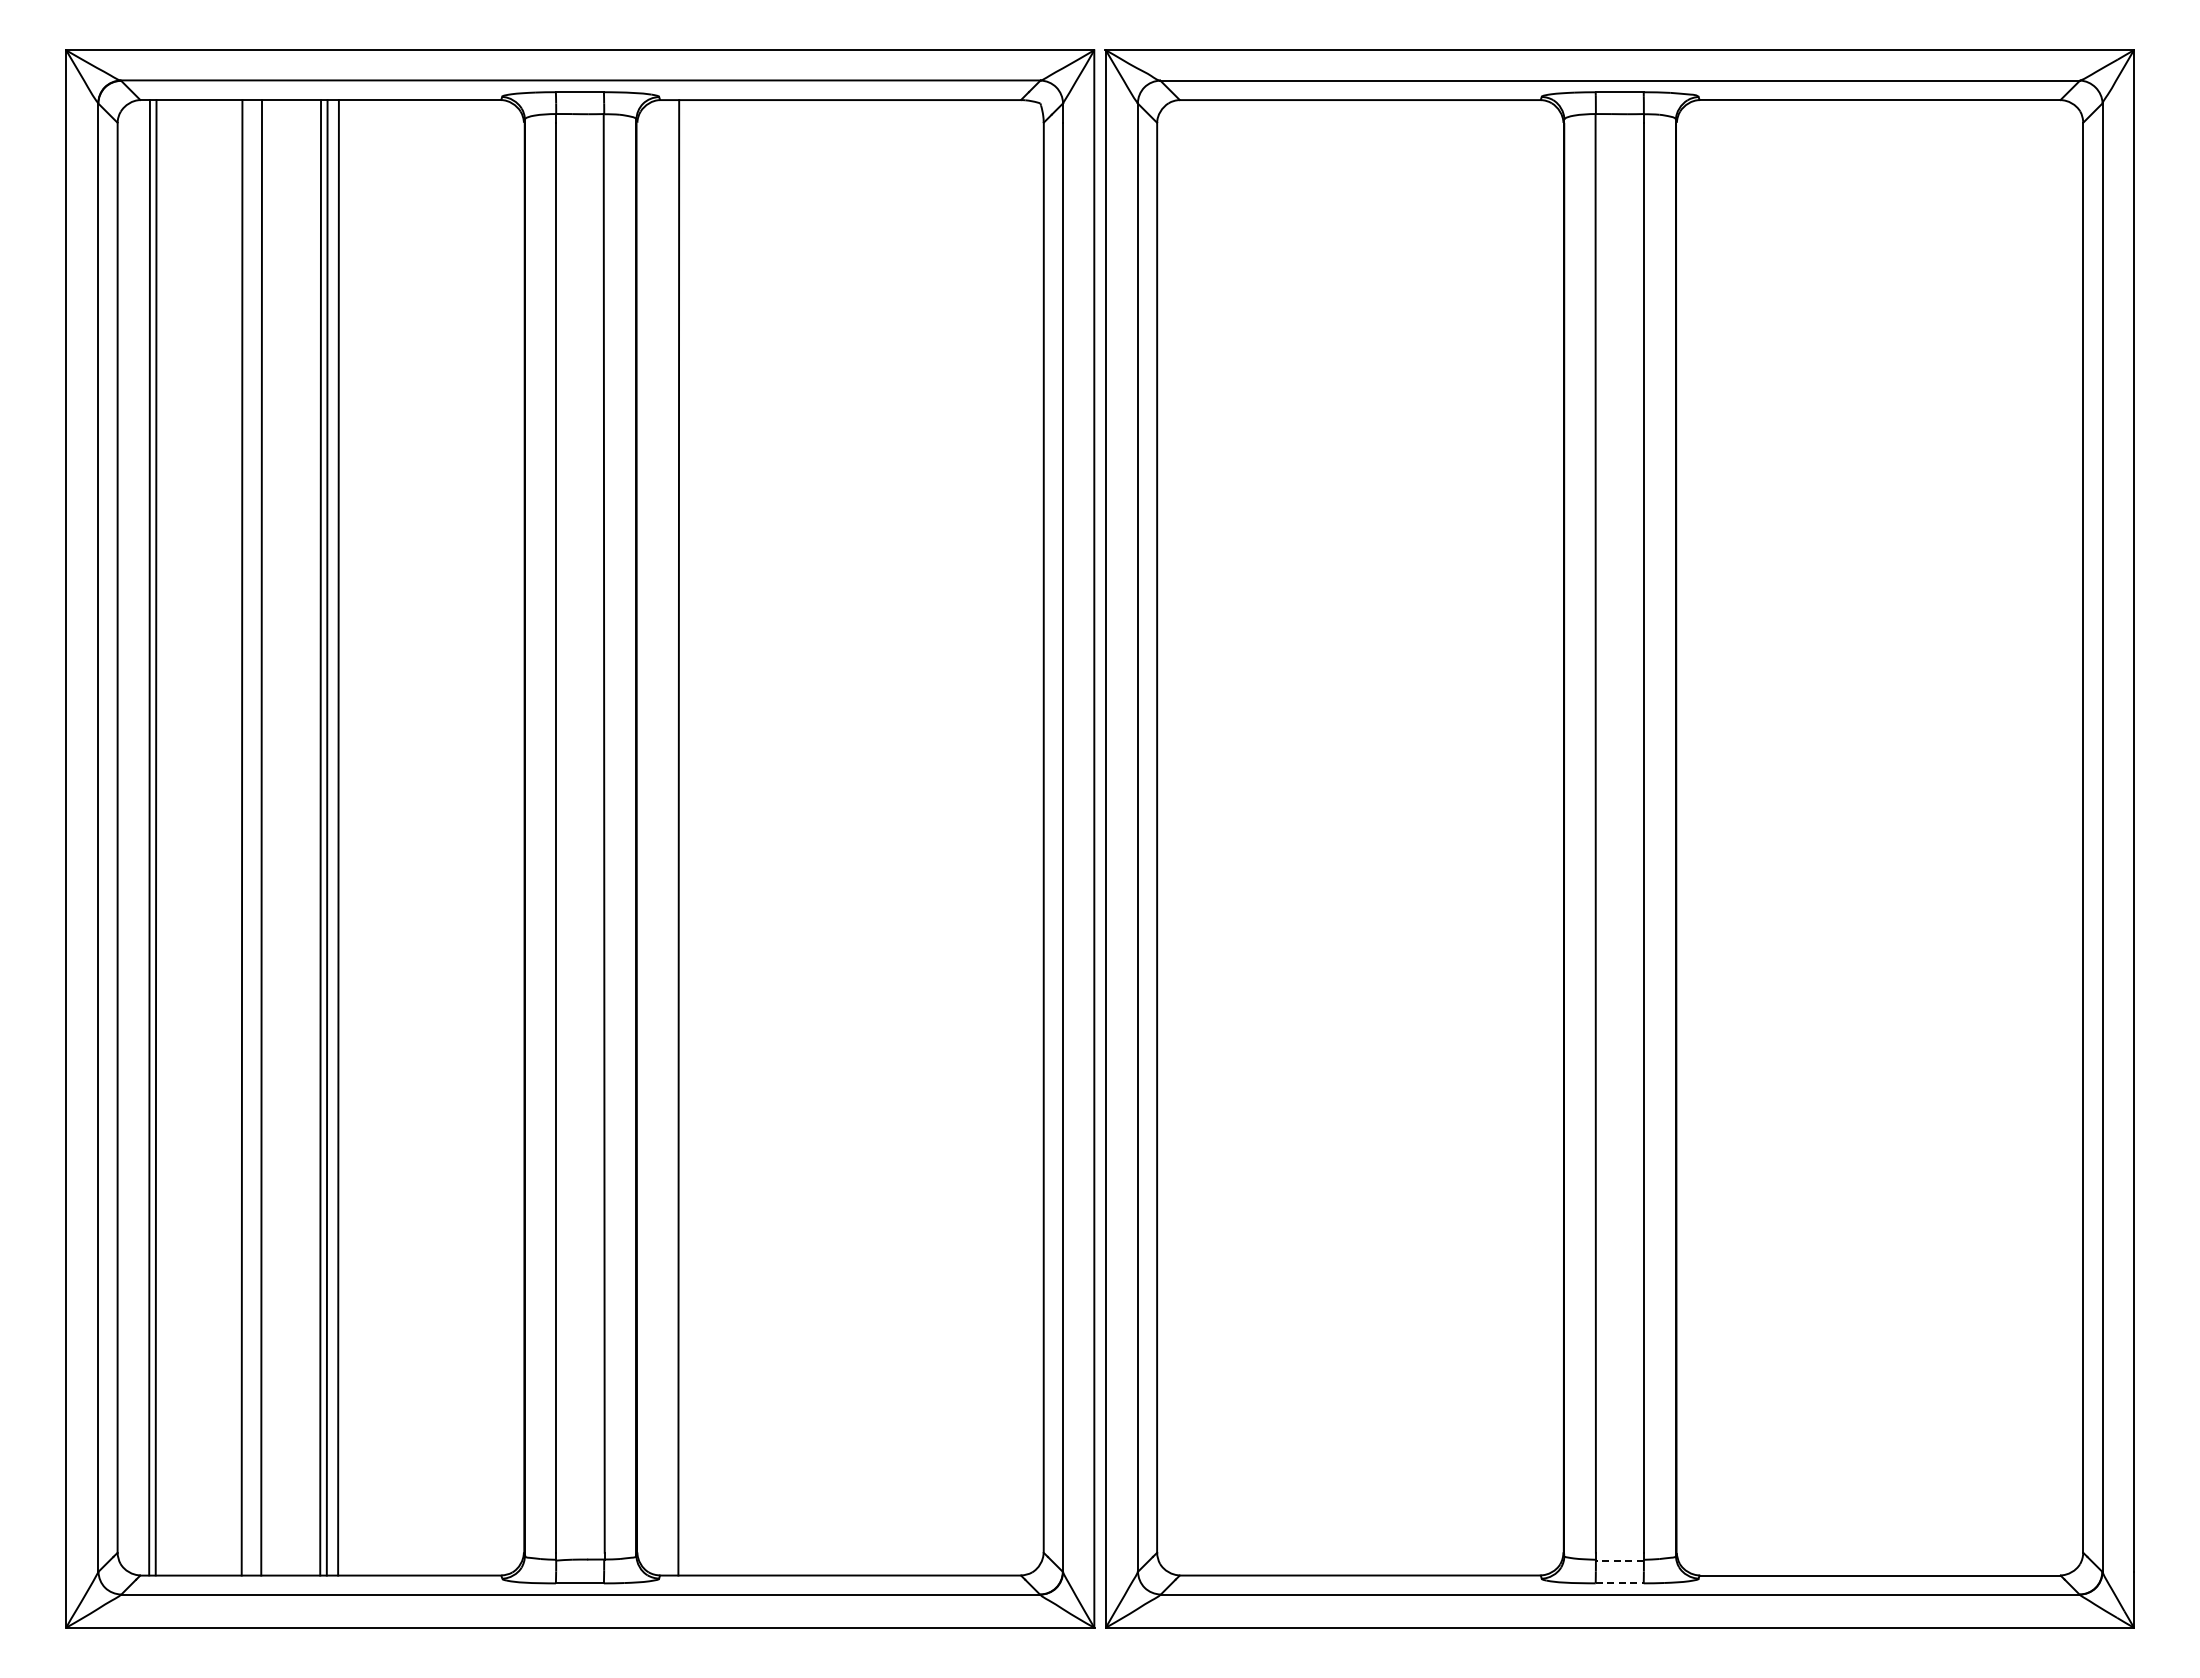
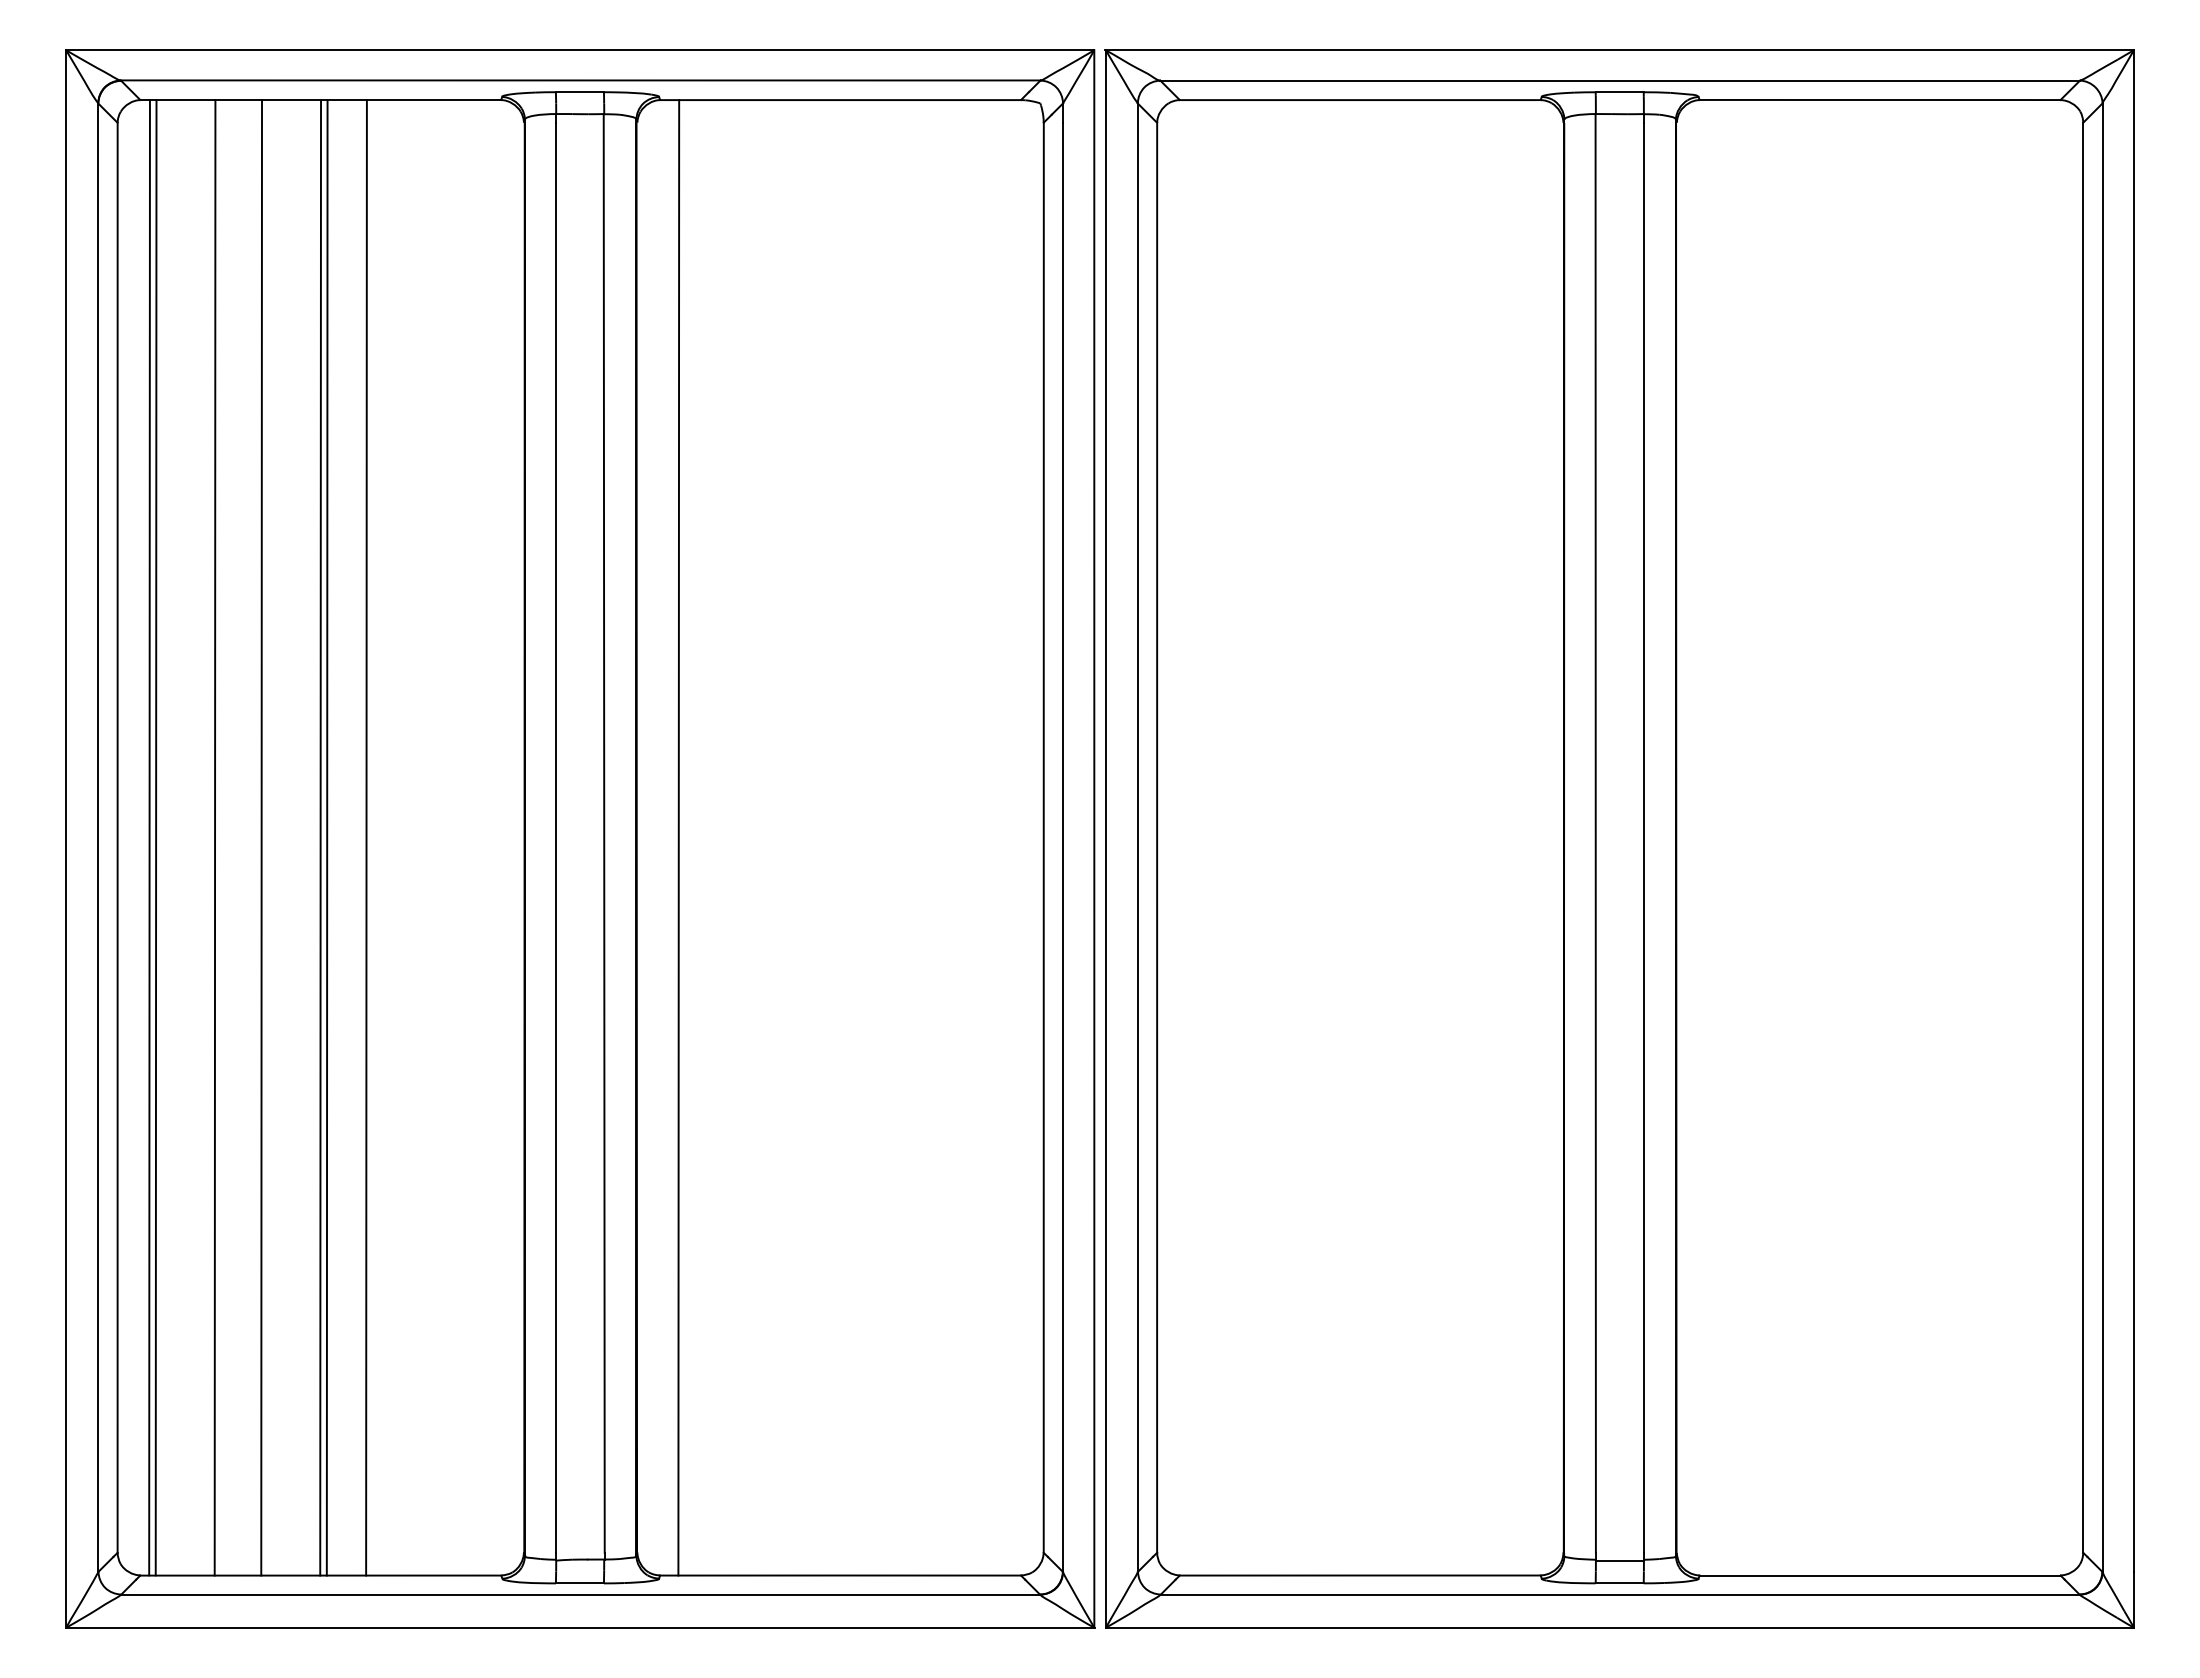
line position: (241, 837) -> (214, 837) (214, 837)
line position: (338, 837) -> (366, 837) (366, 837)
line: dashed -> solid (1619, 1560)
line: dashed -> solid (1620, 1583)
